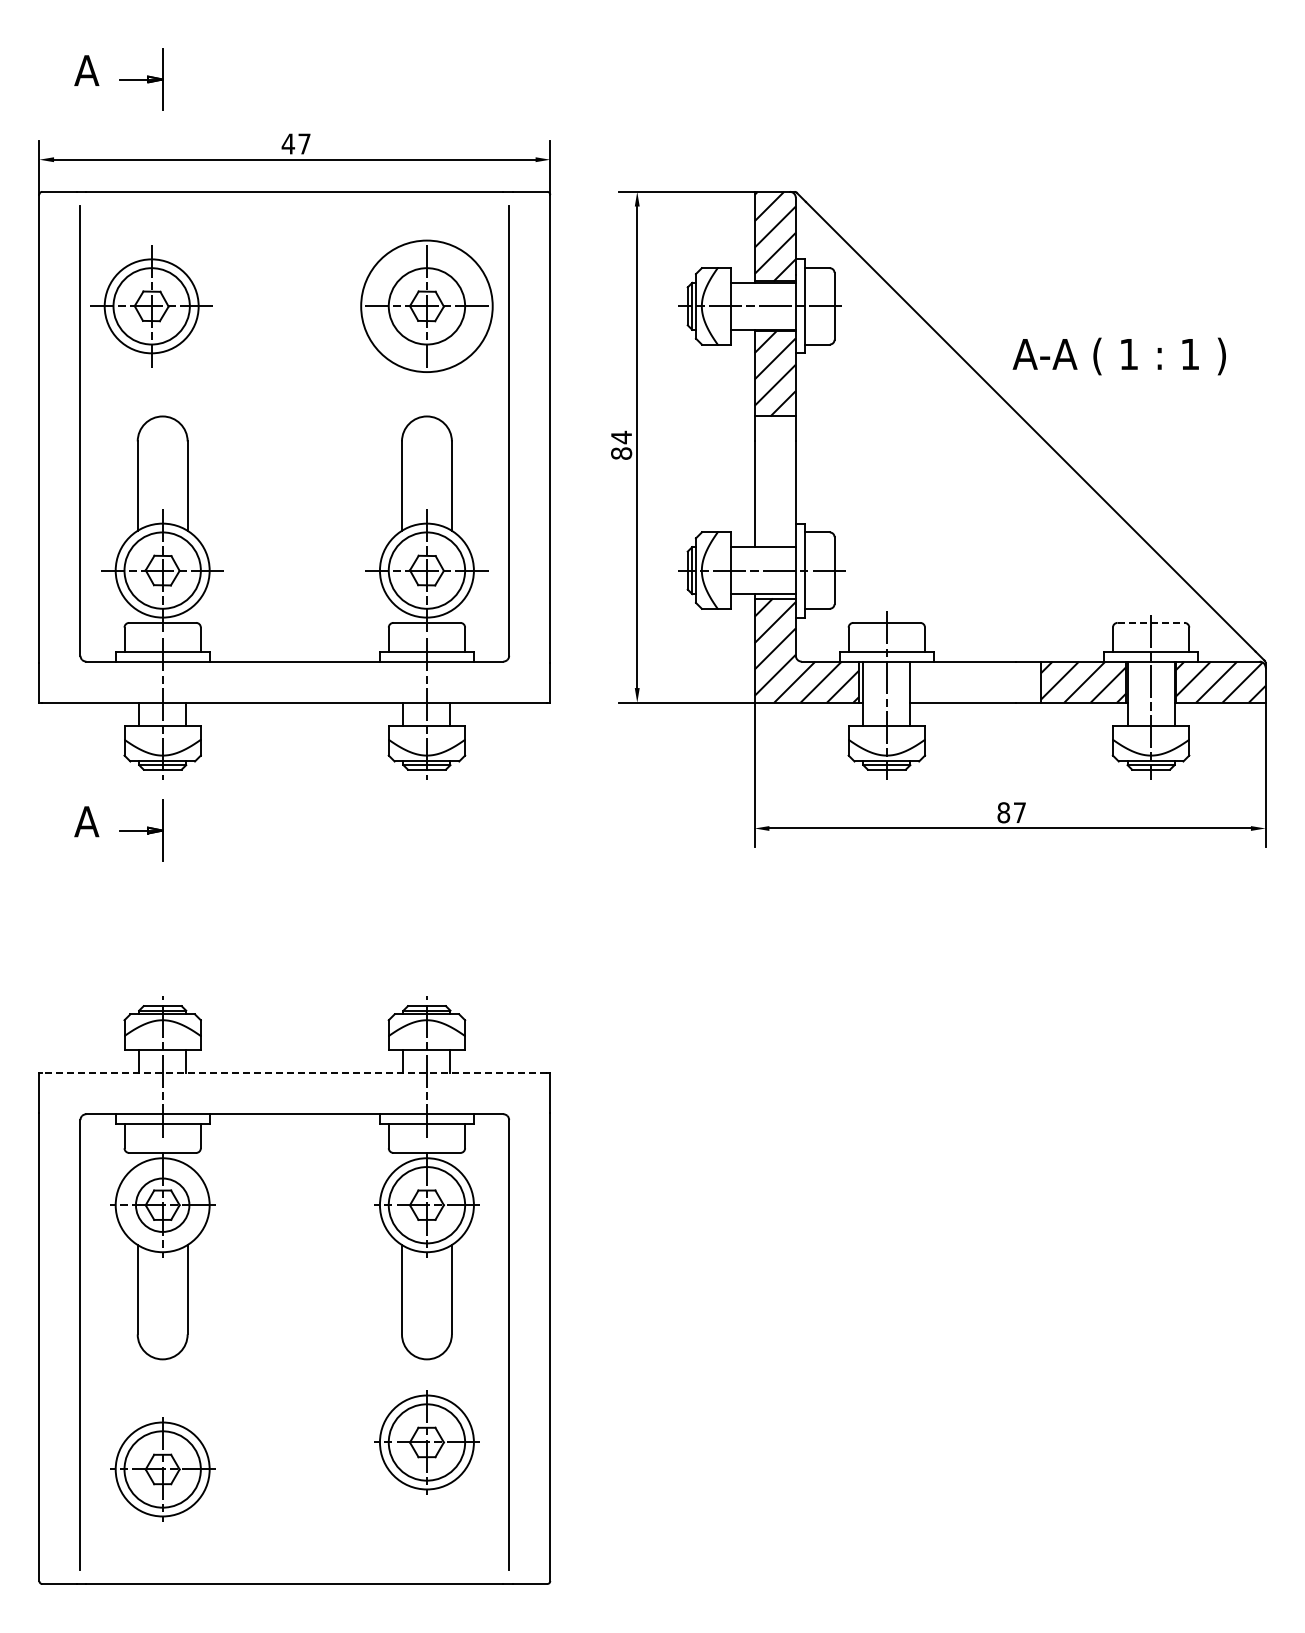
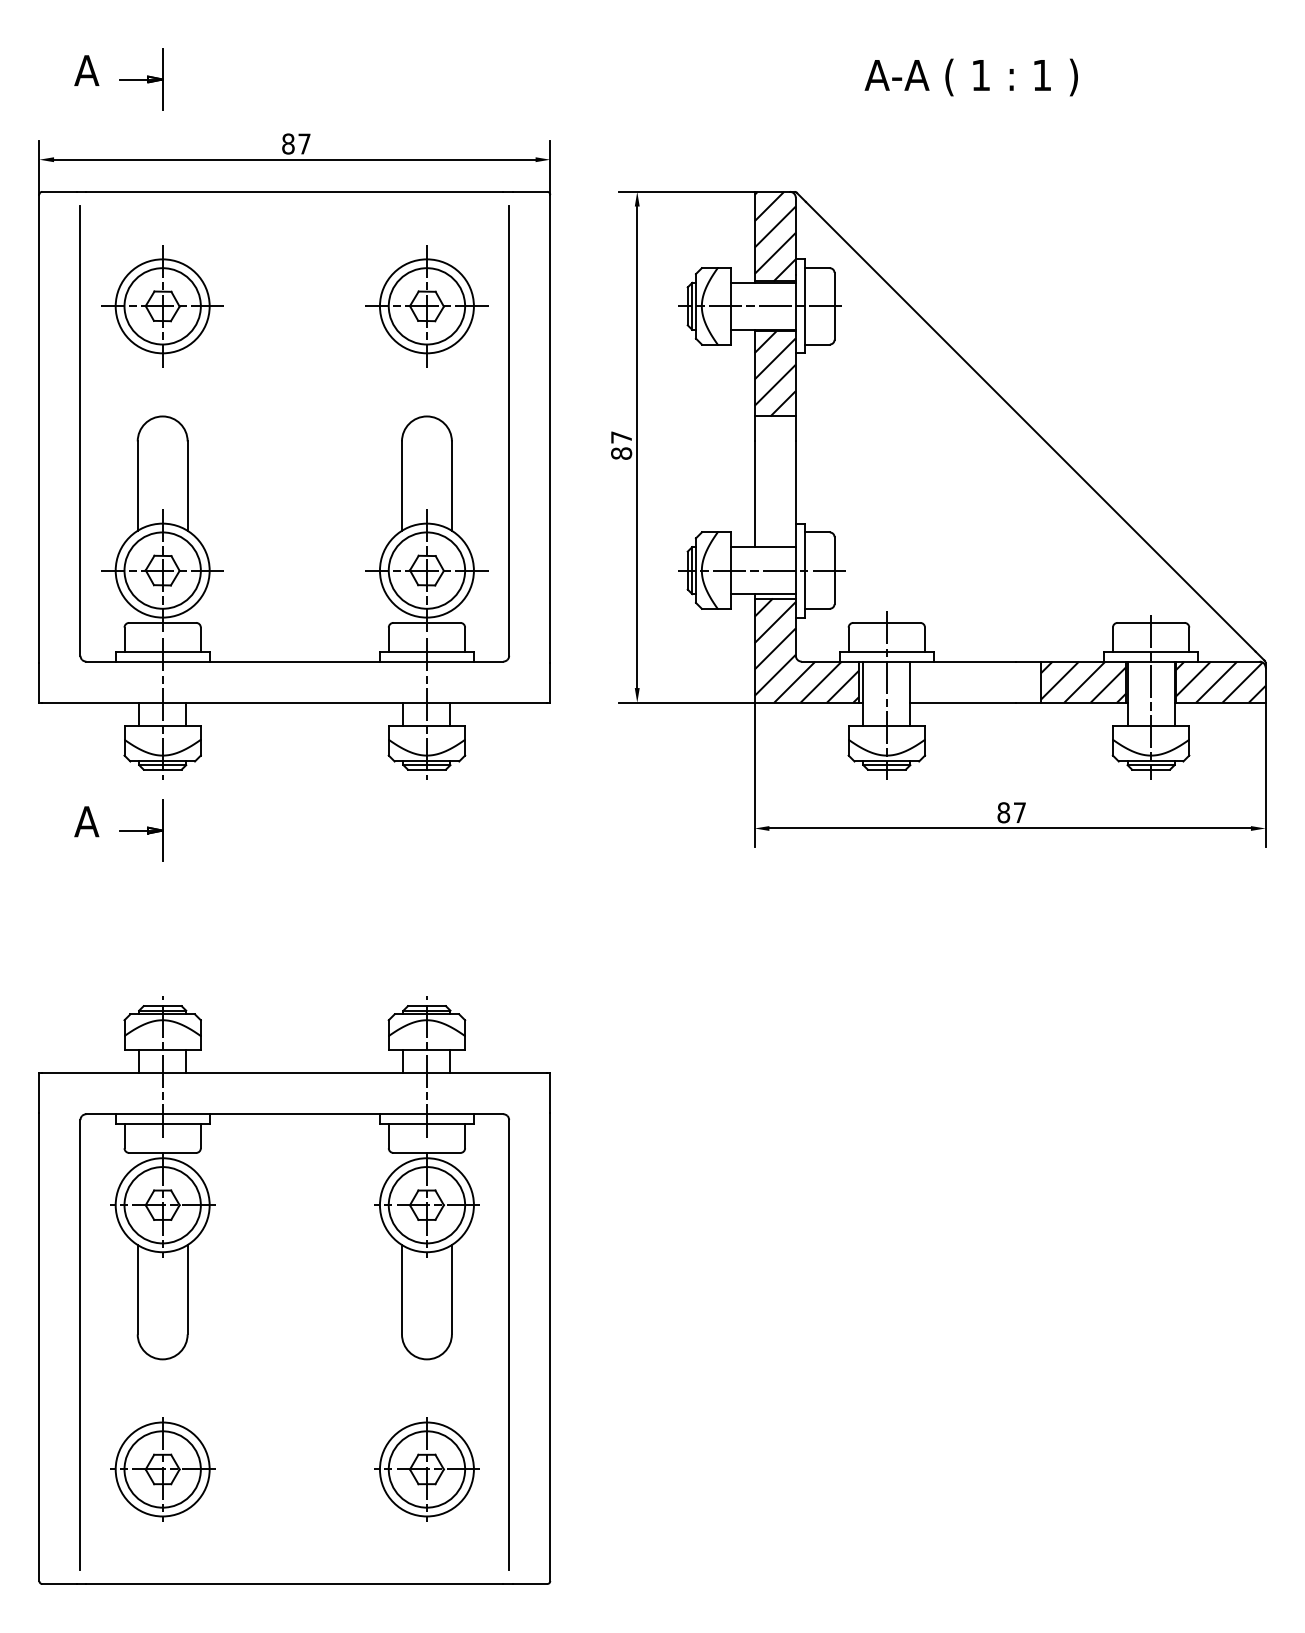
text: 47 -> 87 (288, 143)
part position: (151, 306) -> (162, 306) (162, 306)
circle diameter: 132 px -> 94 px (426, 306)
text position: (1118, 356) -> (970, 77) (970, 77)
text: 84 -> 87 (621, 437)
line: dashed -> solid (1151, 622)
line: dashed -> solid (294, 1073)
circle diameter: 53 px -> 76 px (162, 1205)
part position: (426, 1442) -> (426, 1469) (426, 1469)
